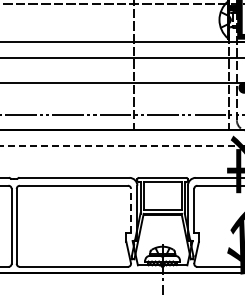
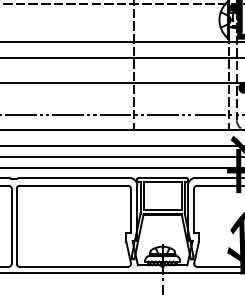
line: dashed -> solid (122, 146)
line: none -> present (121, 157)
line: none -> present (121, 168)
line: dashed -> solid (131, 210)
